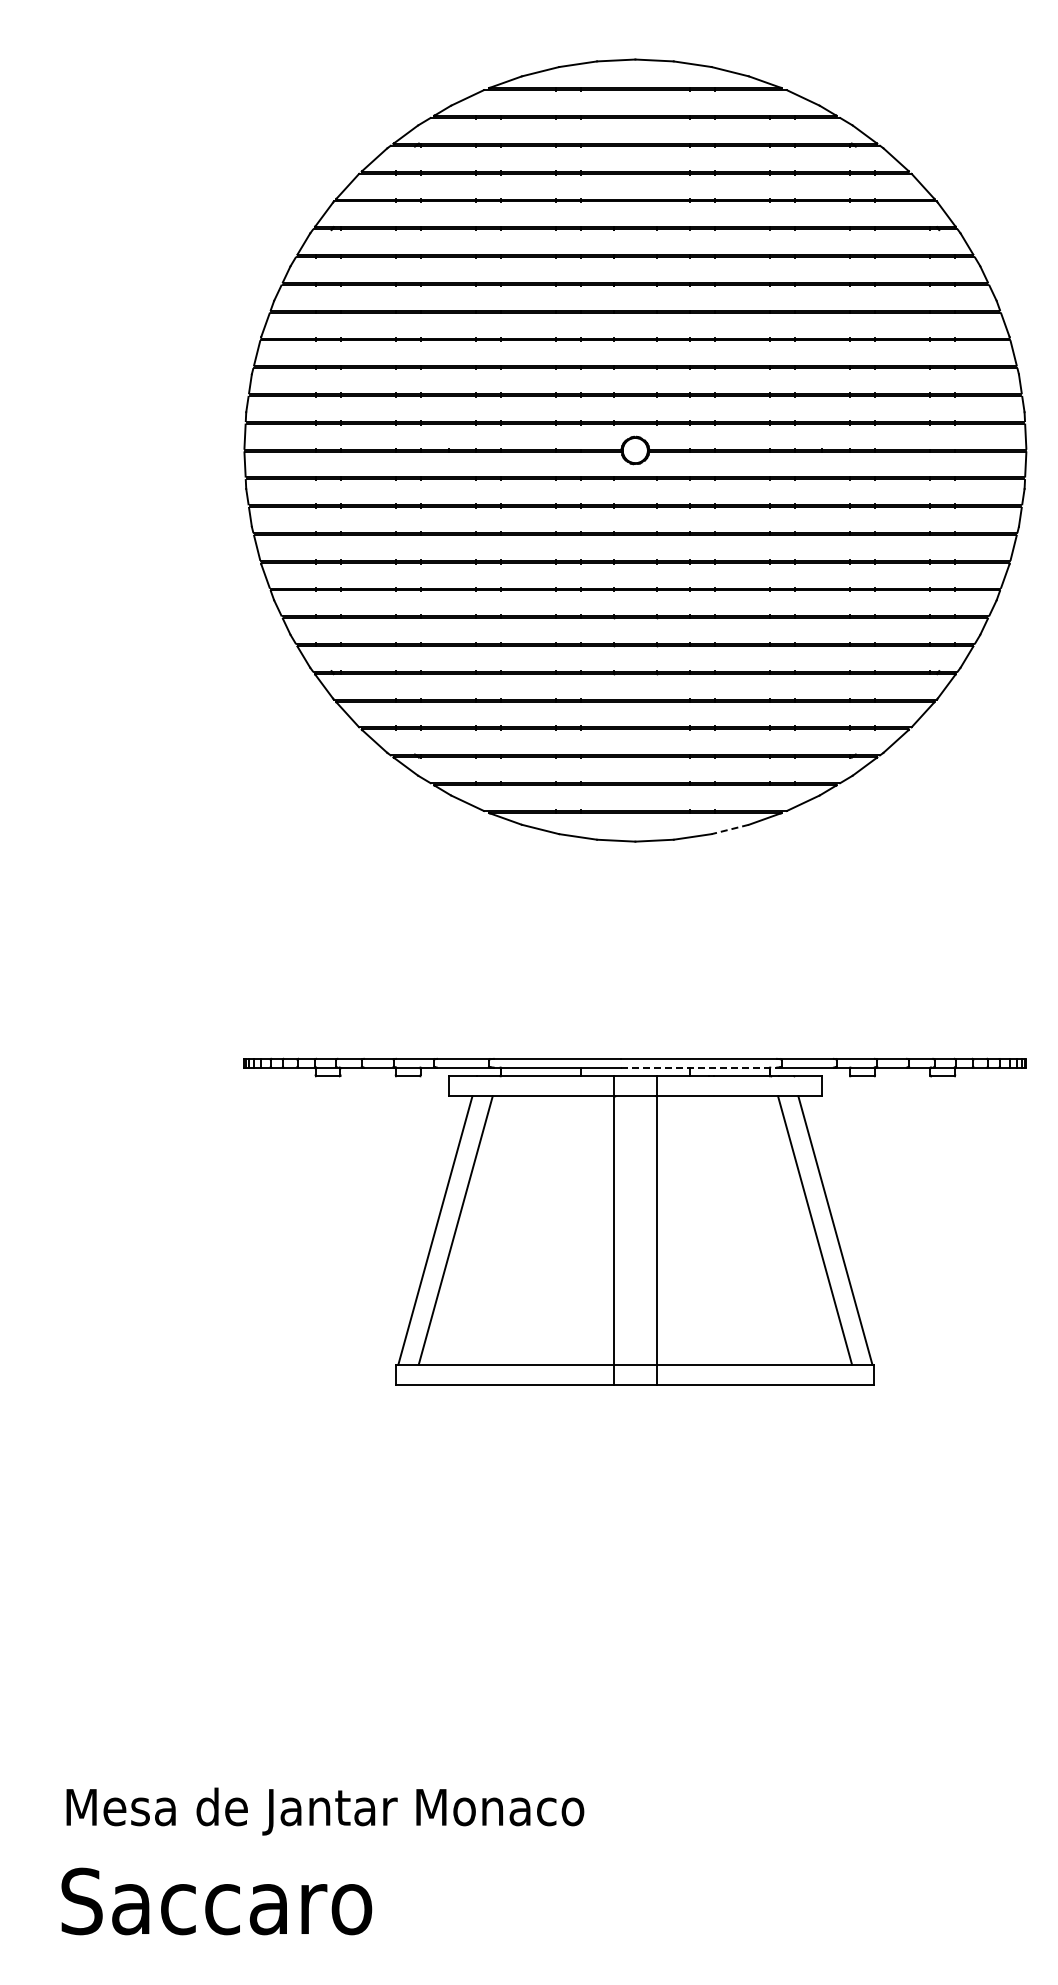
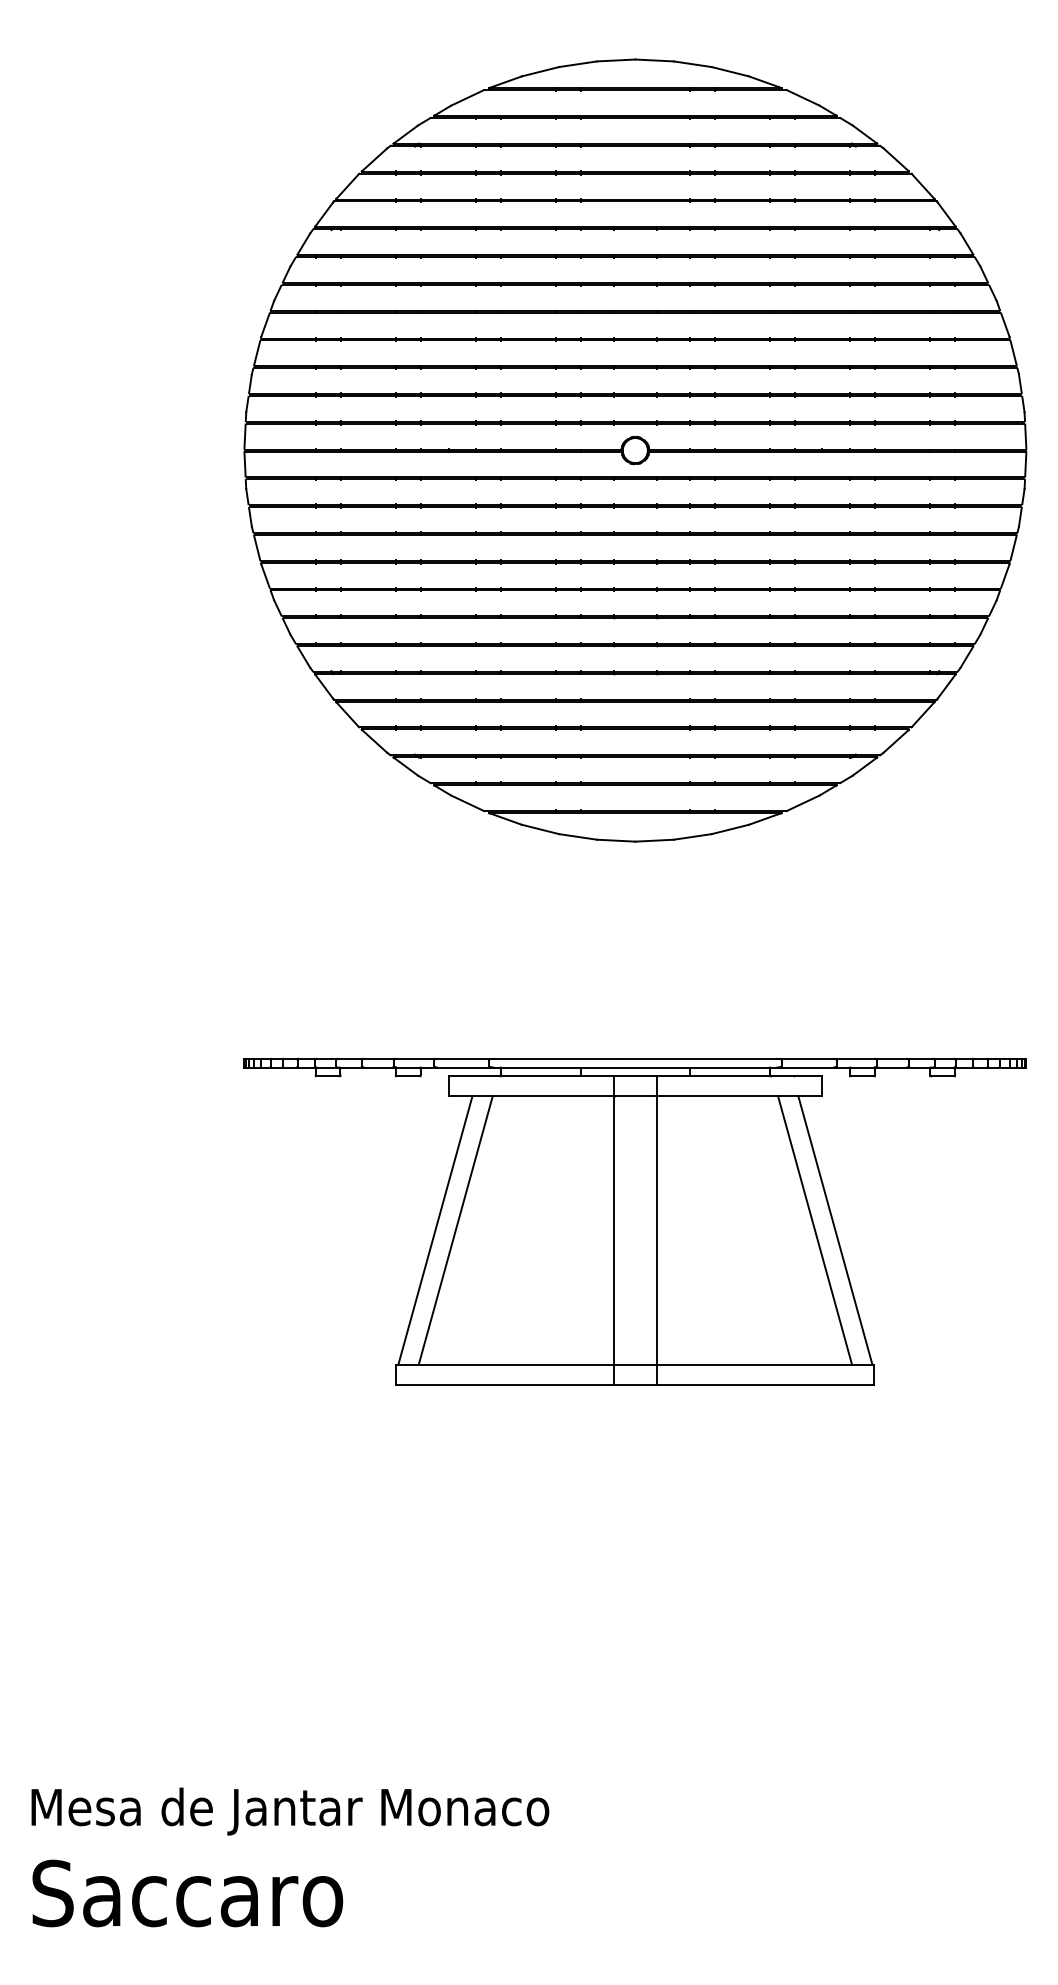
line: dashed -> solid (729, 829)
line: dashed -> solid (699, 1067)
text position: (325, 1811) -> (290, 1811) (290, 1811)
text position: (216, 1901) -> (187, 1893) (187, 1893)
